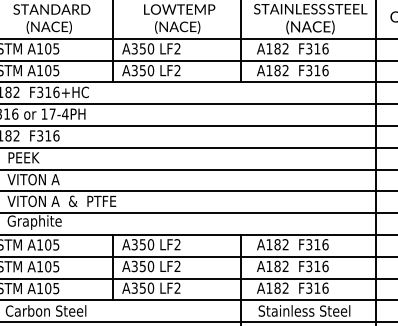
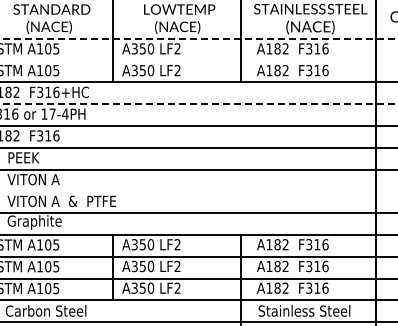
line: solid -> dashed (199, 38)
line: present -> none (198, 60)
line: solid -> dashed (199, 104)
line: present -> none (198, 191)
